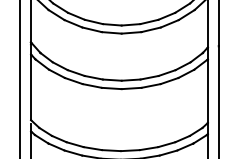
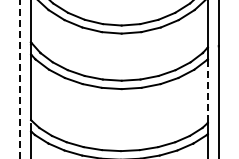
line: solid -> dashed (19, 79)
line: solid -> dashed (207, 91)
